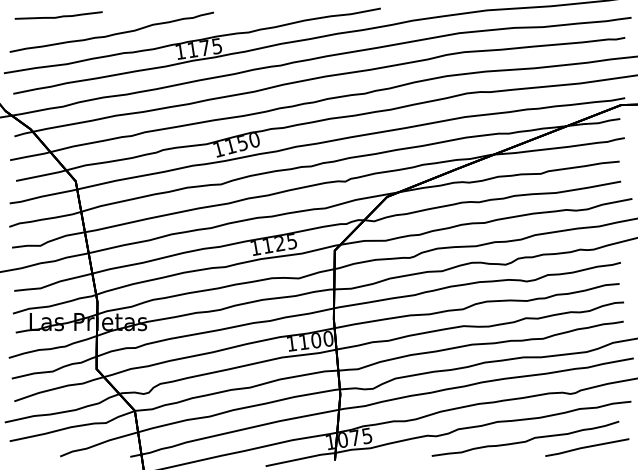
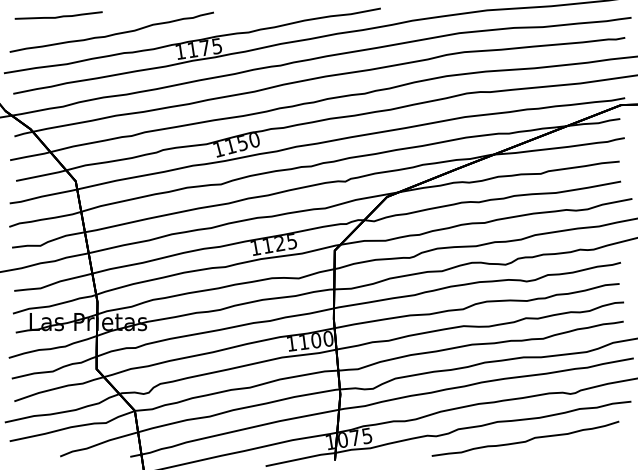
line: present -> none (587, 447)
